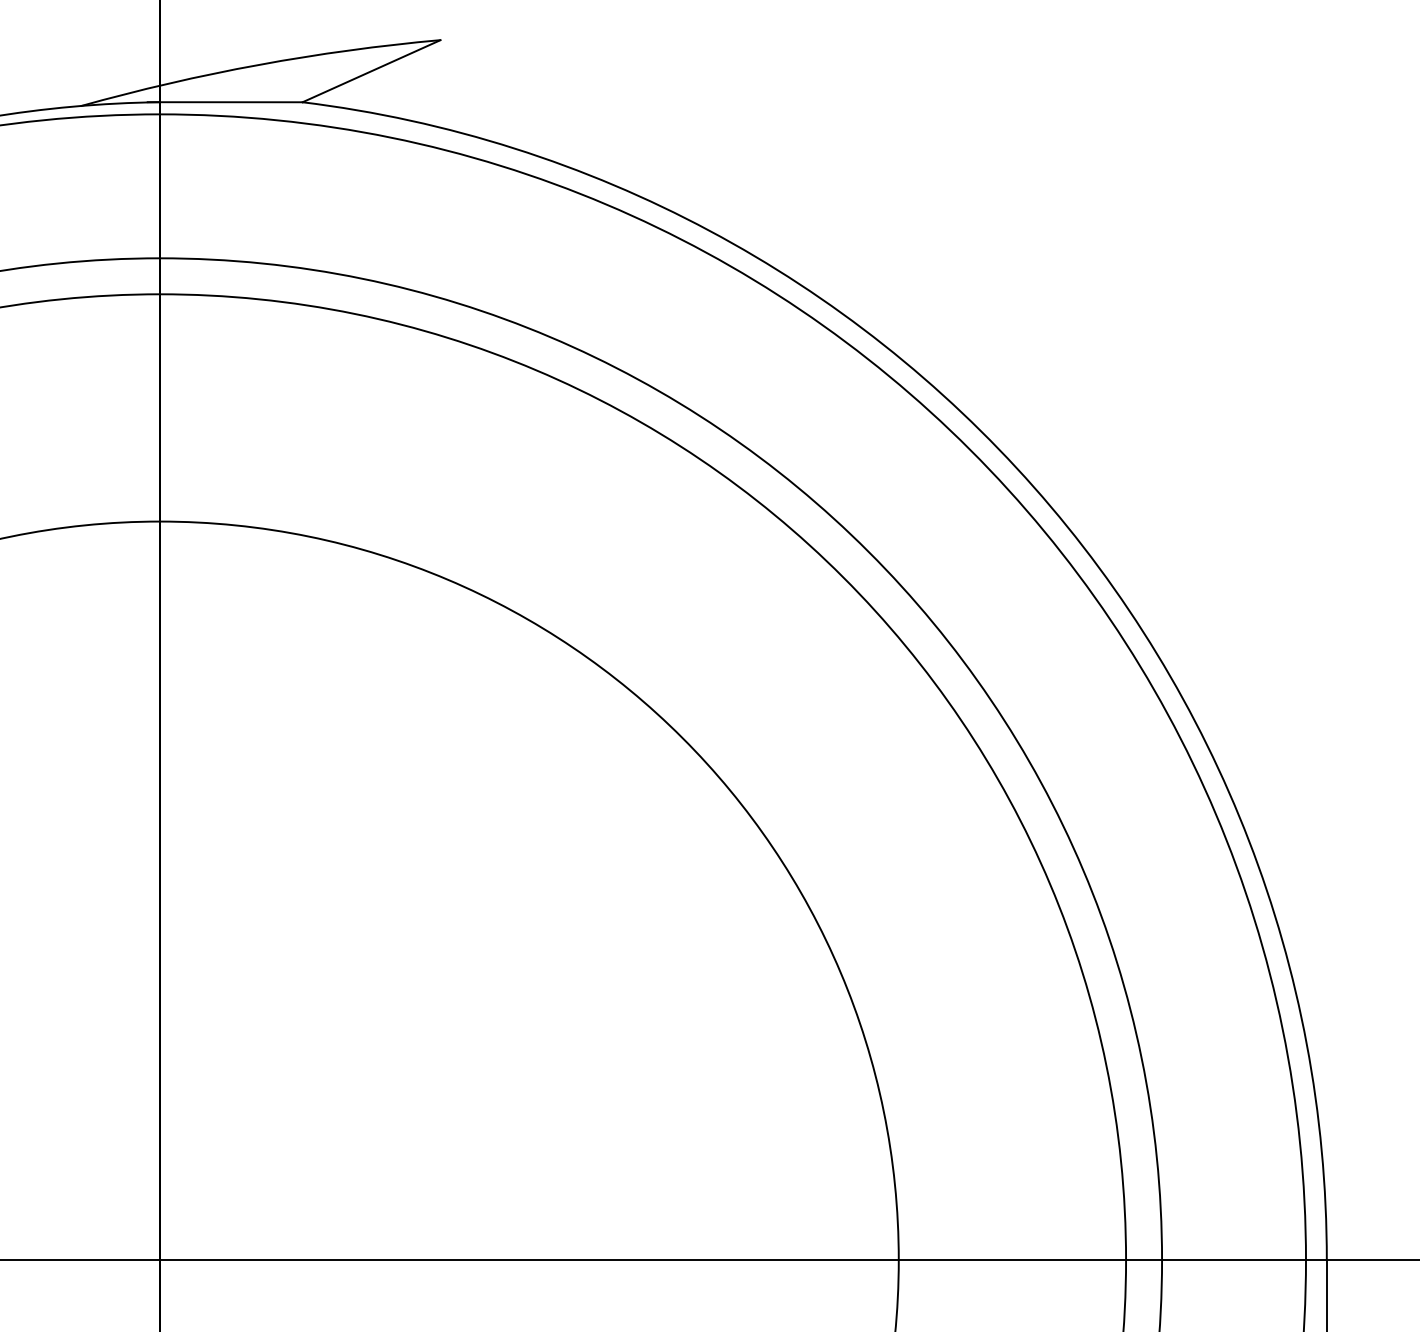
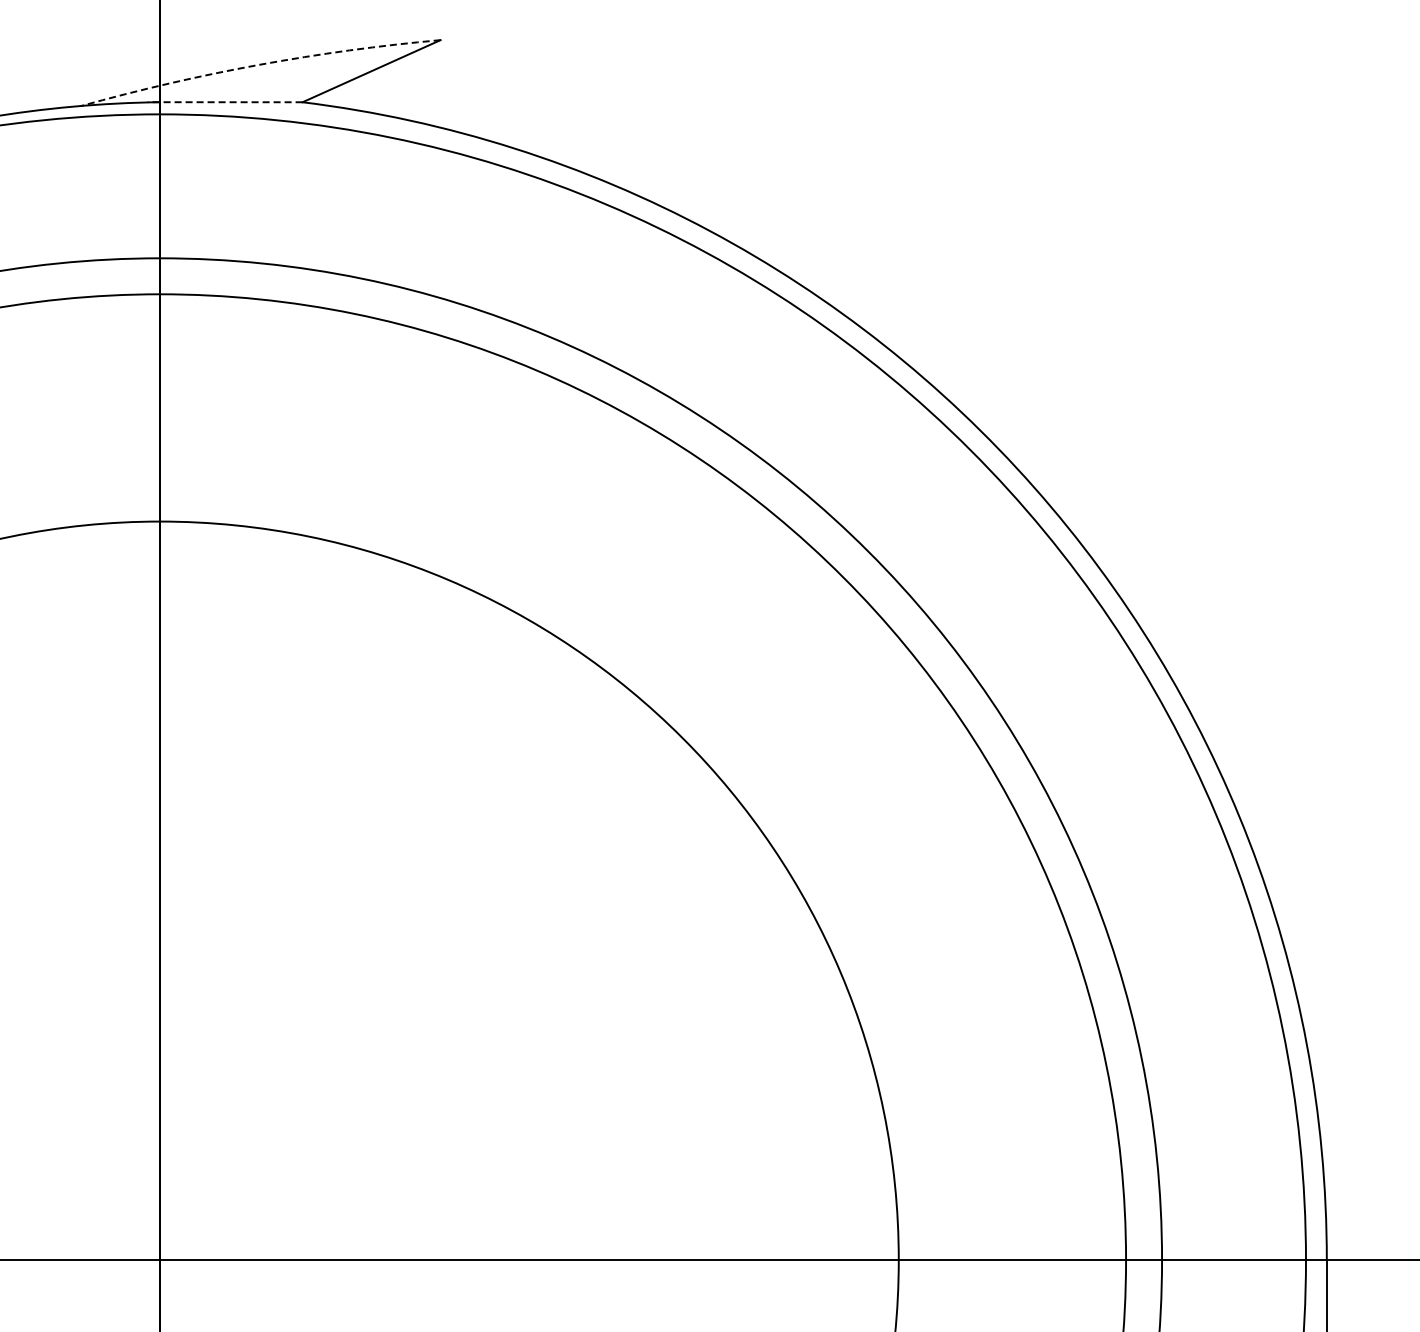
arc: solid -> dashed (259, 64)
line: solid -> dashed (224, 102)
